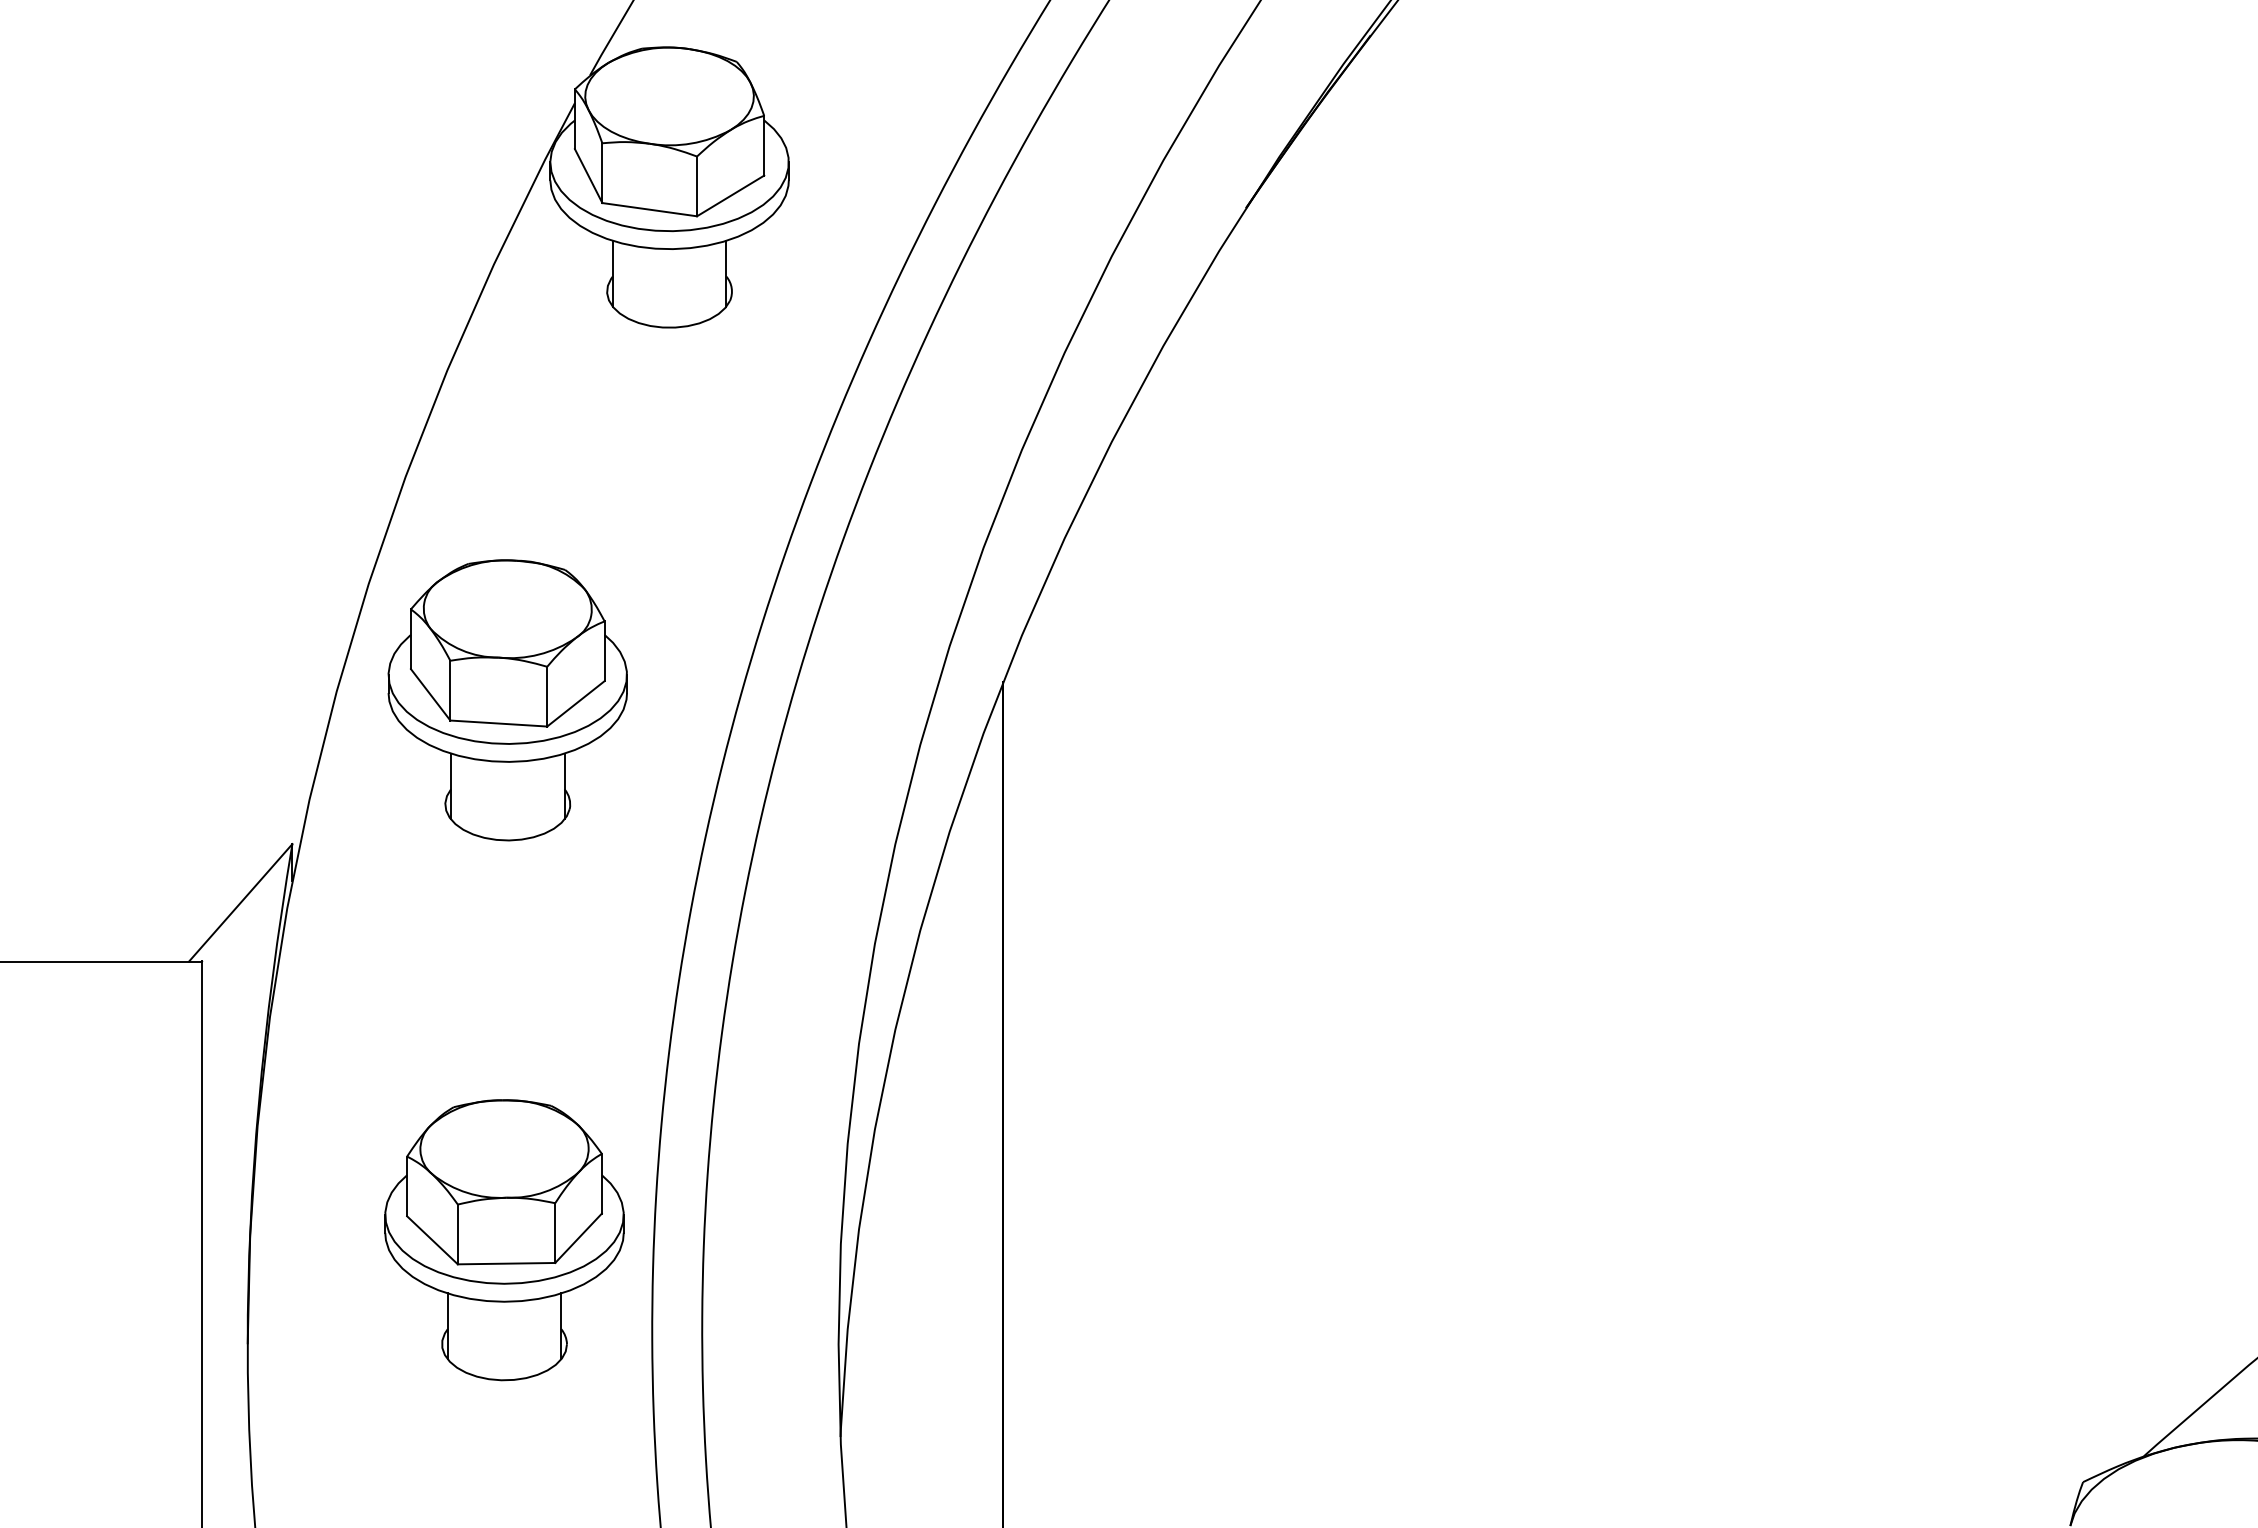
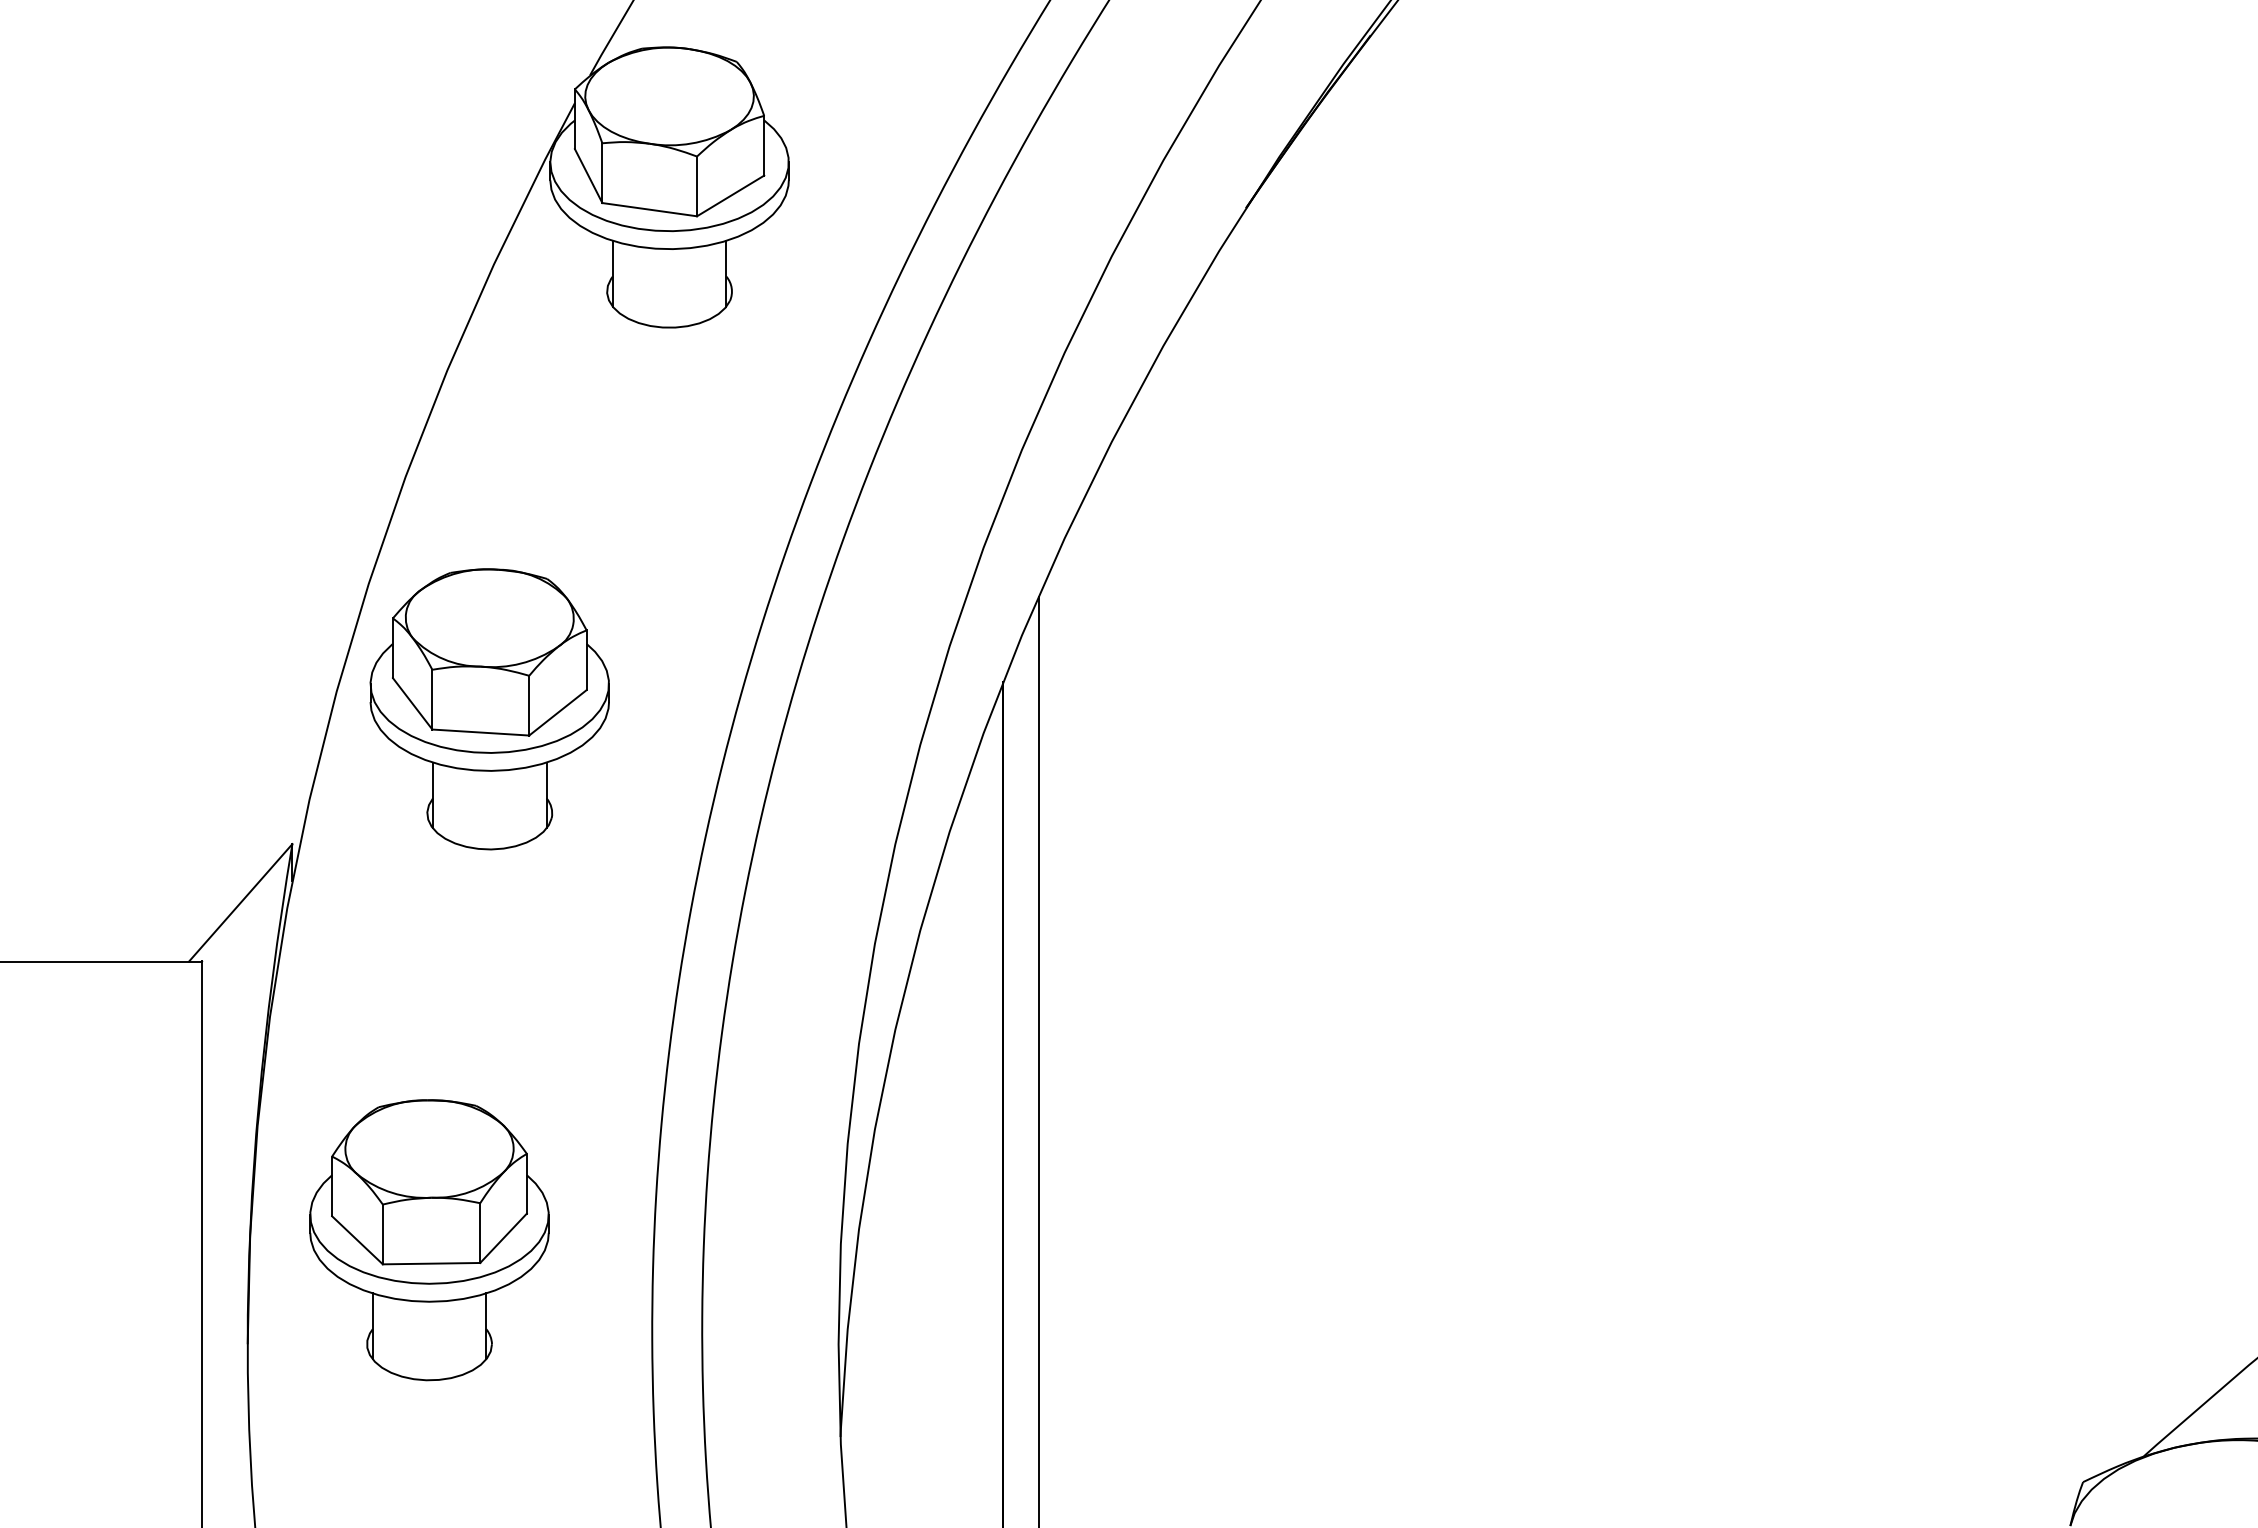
part position: (507, 700) -> (489, 709) (489, 709)
line: none -> present (1038, 1060)
part position: (504, 1240) -> (429, 1240) (429, 1240)
